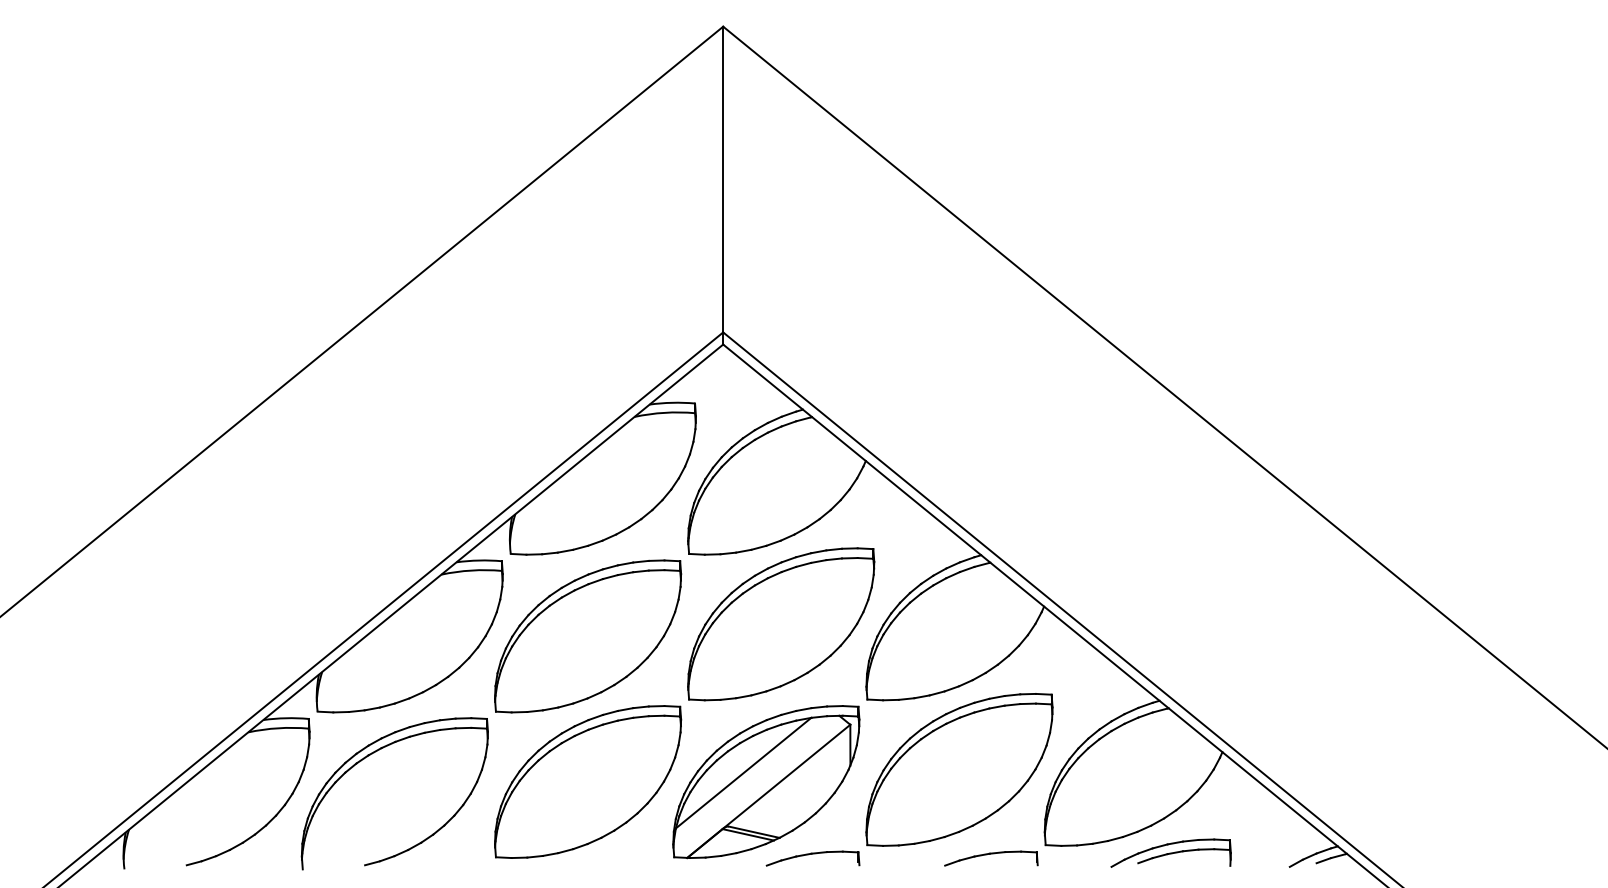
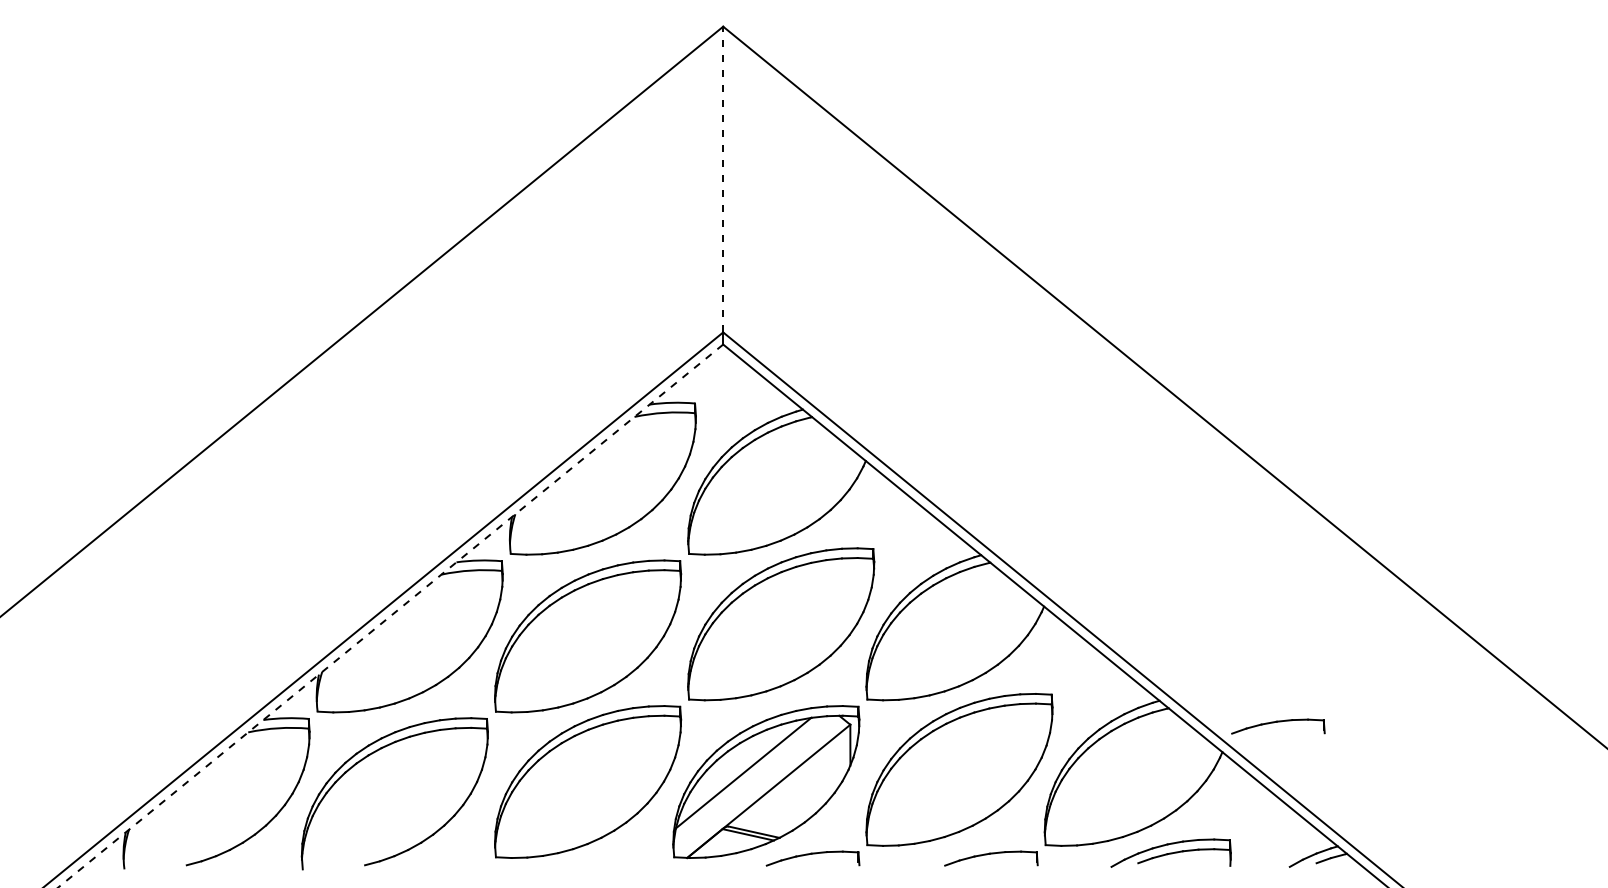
line: solid -> dashed (723, 179)
line: solid -> dashed (390, 616)
part: none -> present (1278, 726)
